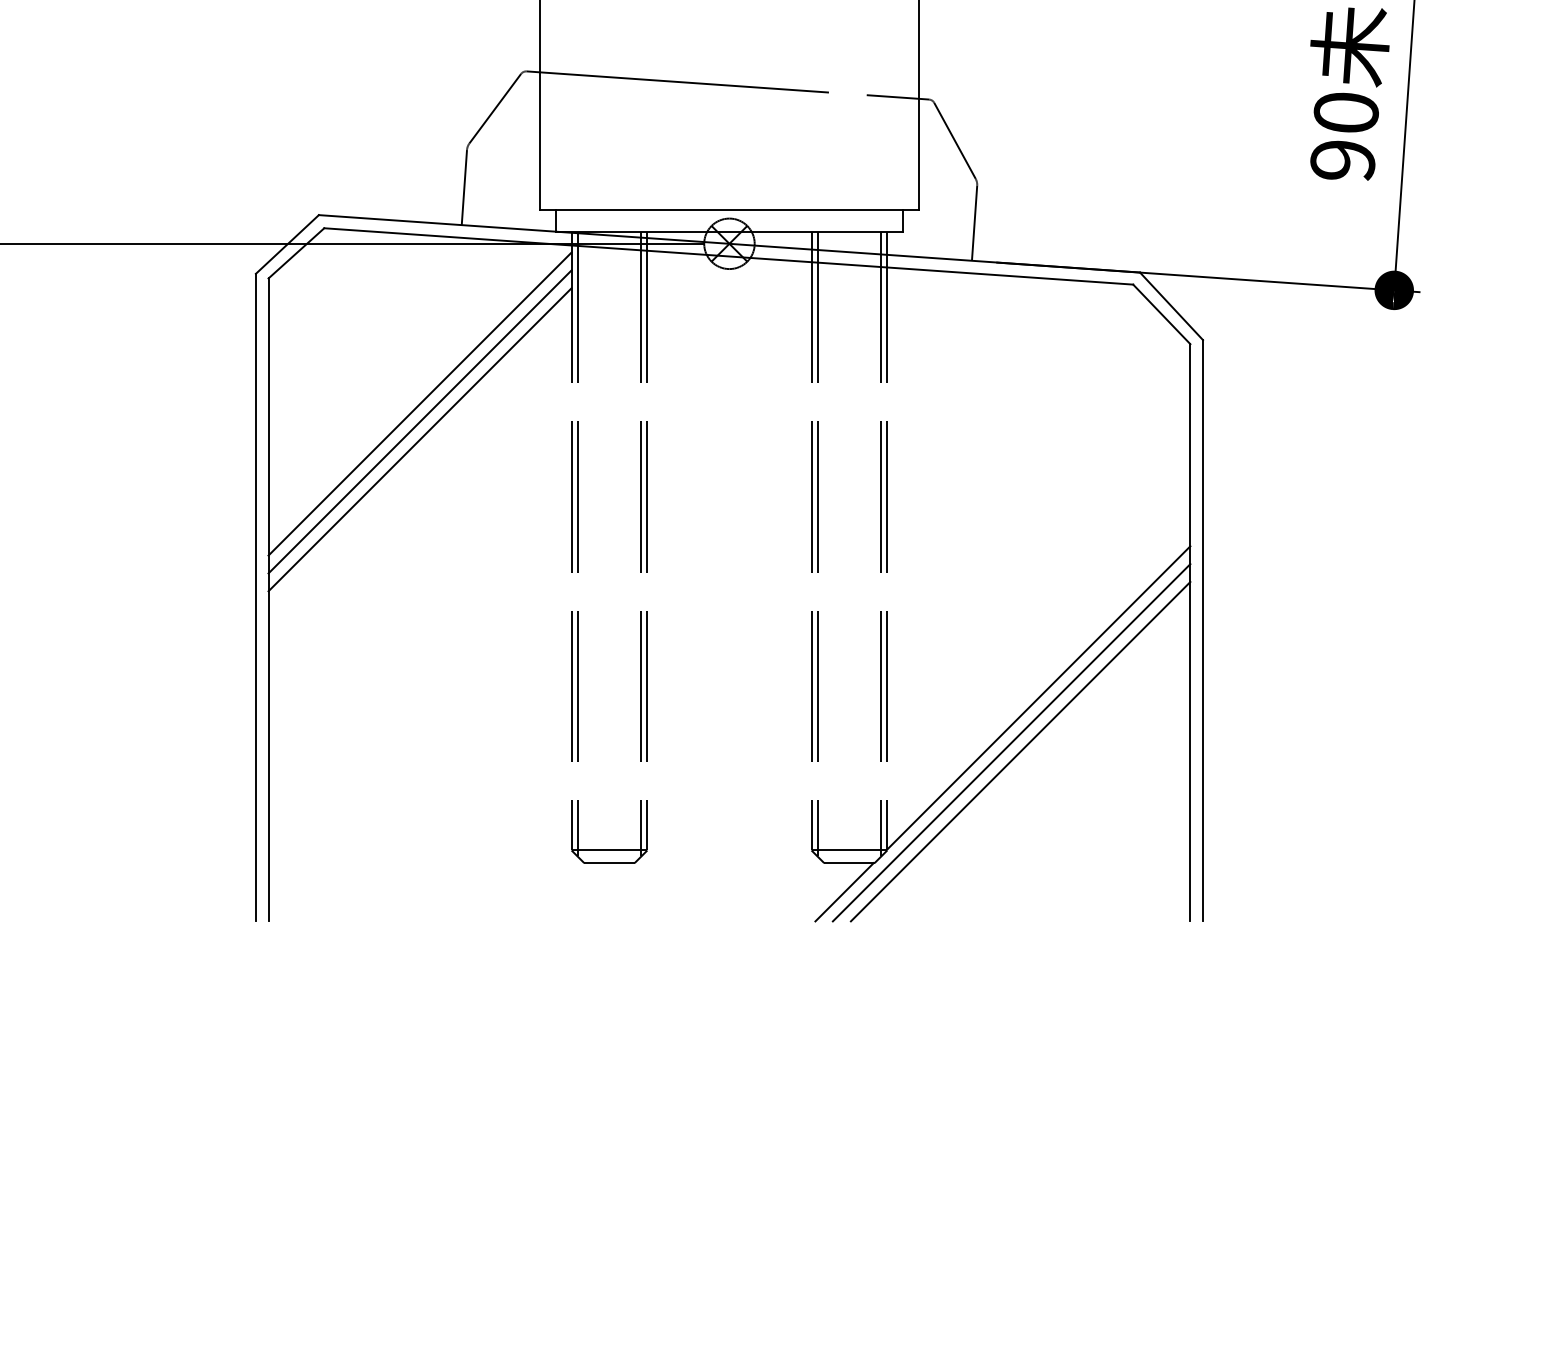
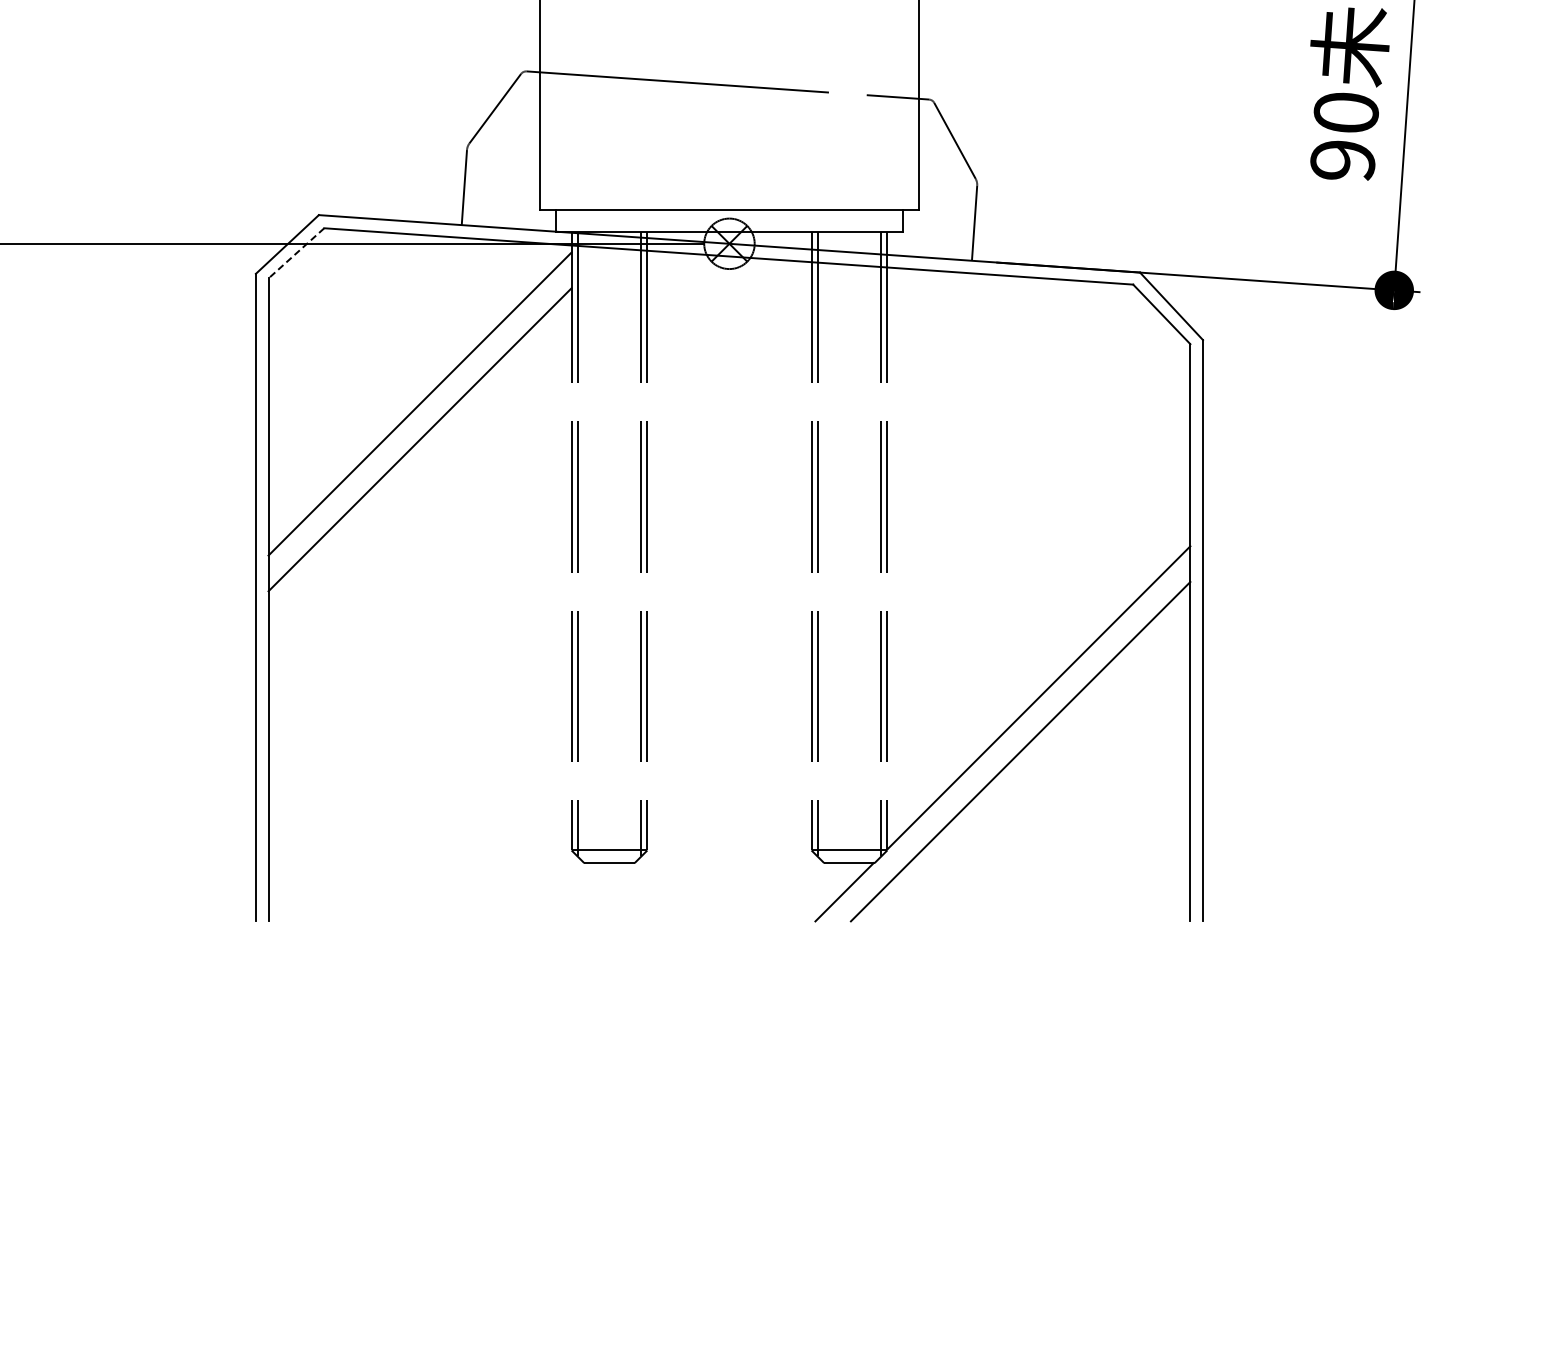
line: solid -> dashed (296, 253)
line: present -> none (419, 421)
line: present -> none (1011, 742)
